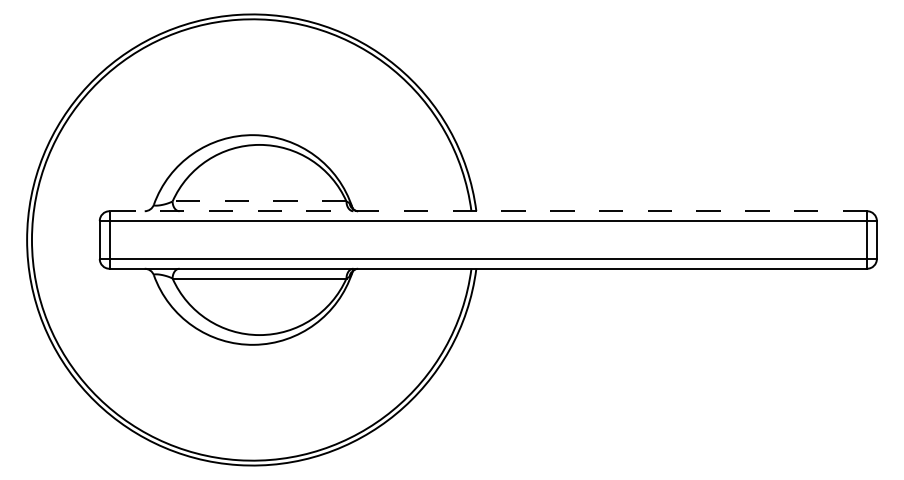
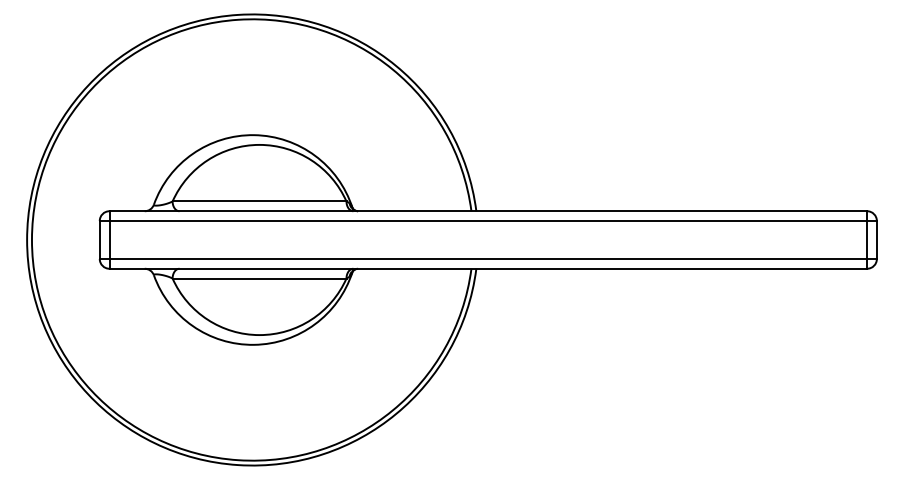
line: dashed -> solid (259, 201)
line: dashed -> solid (488, 211)
